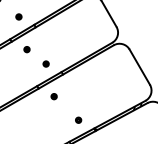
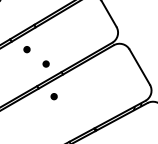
part: present -> none (18, 16)
part: present -> none (78, 119)
